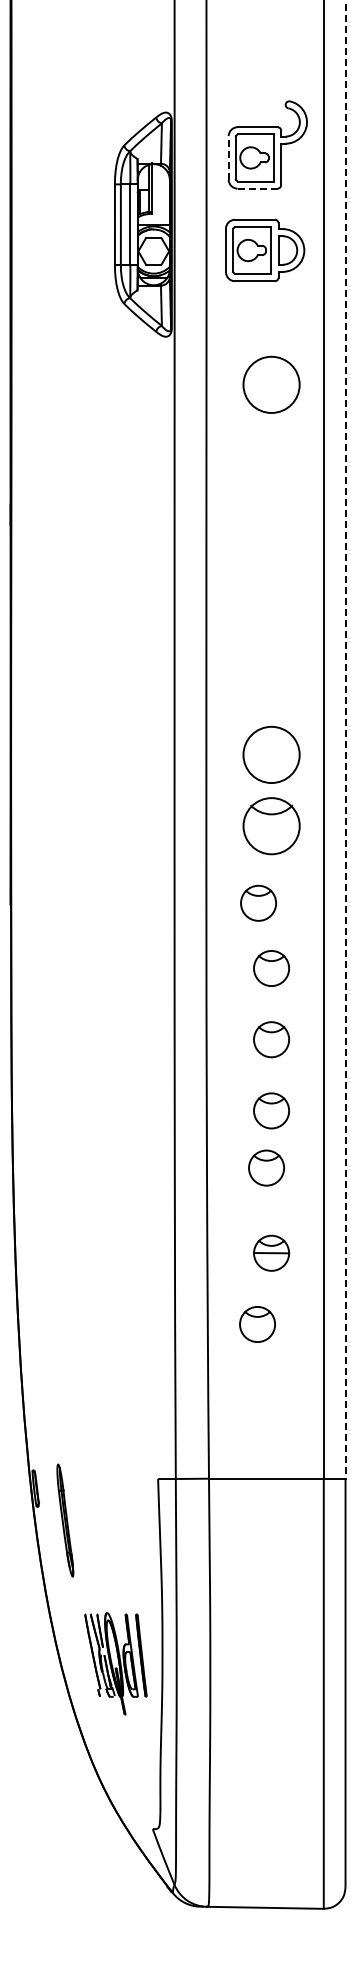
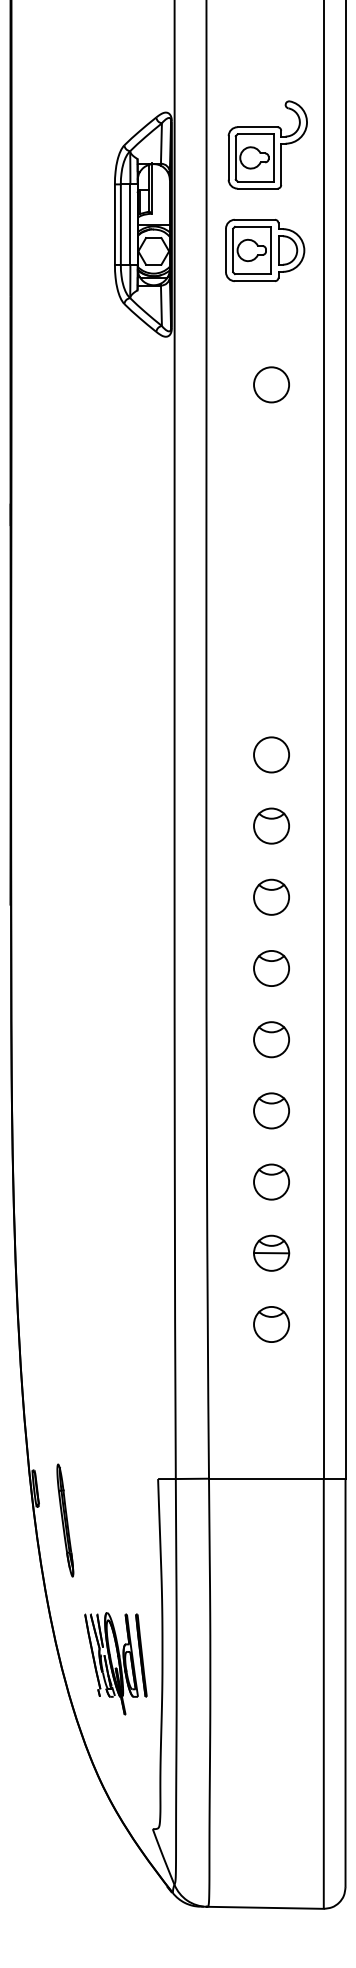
line: dashed -> solid (228, 157)
line: dashed -> solid (257, 188)
circle diameter: 56 px -> 35 px (271, 384)
line: dashed -> solid (345, 740)
circle diameter: 56 px -> 35 px (271, 754)
part size: 59x59 px -> 37x38 px (271, 825)
part position: (258, 902) -> (271, 896) (271, 896)
part position: (266, 1167) -> (271, 1181) (271, 1181)
part position: (257, 1324) -> (271, 1324) (271, 1324)
